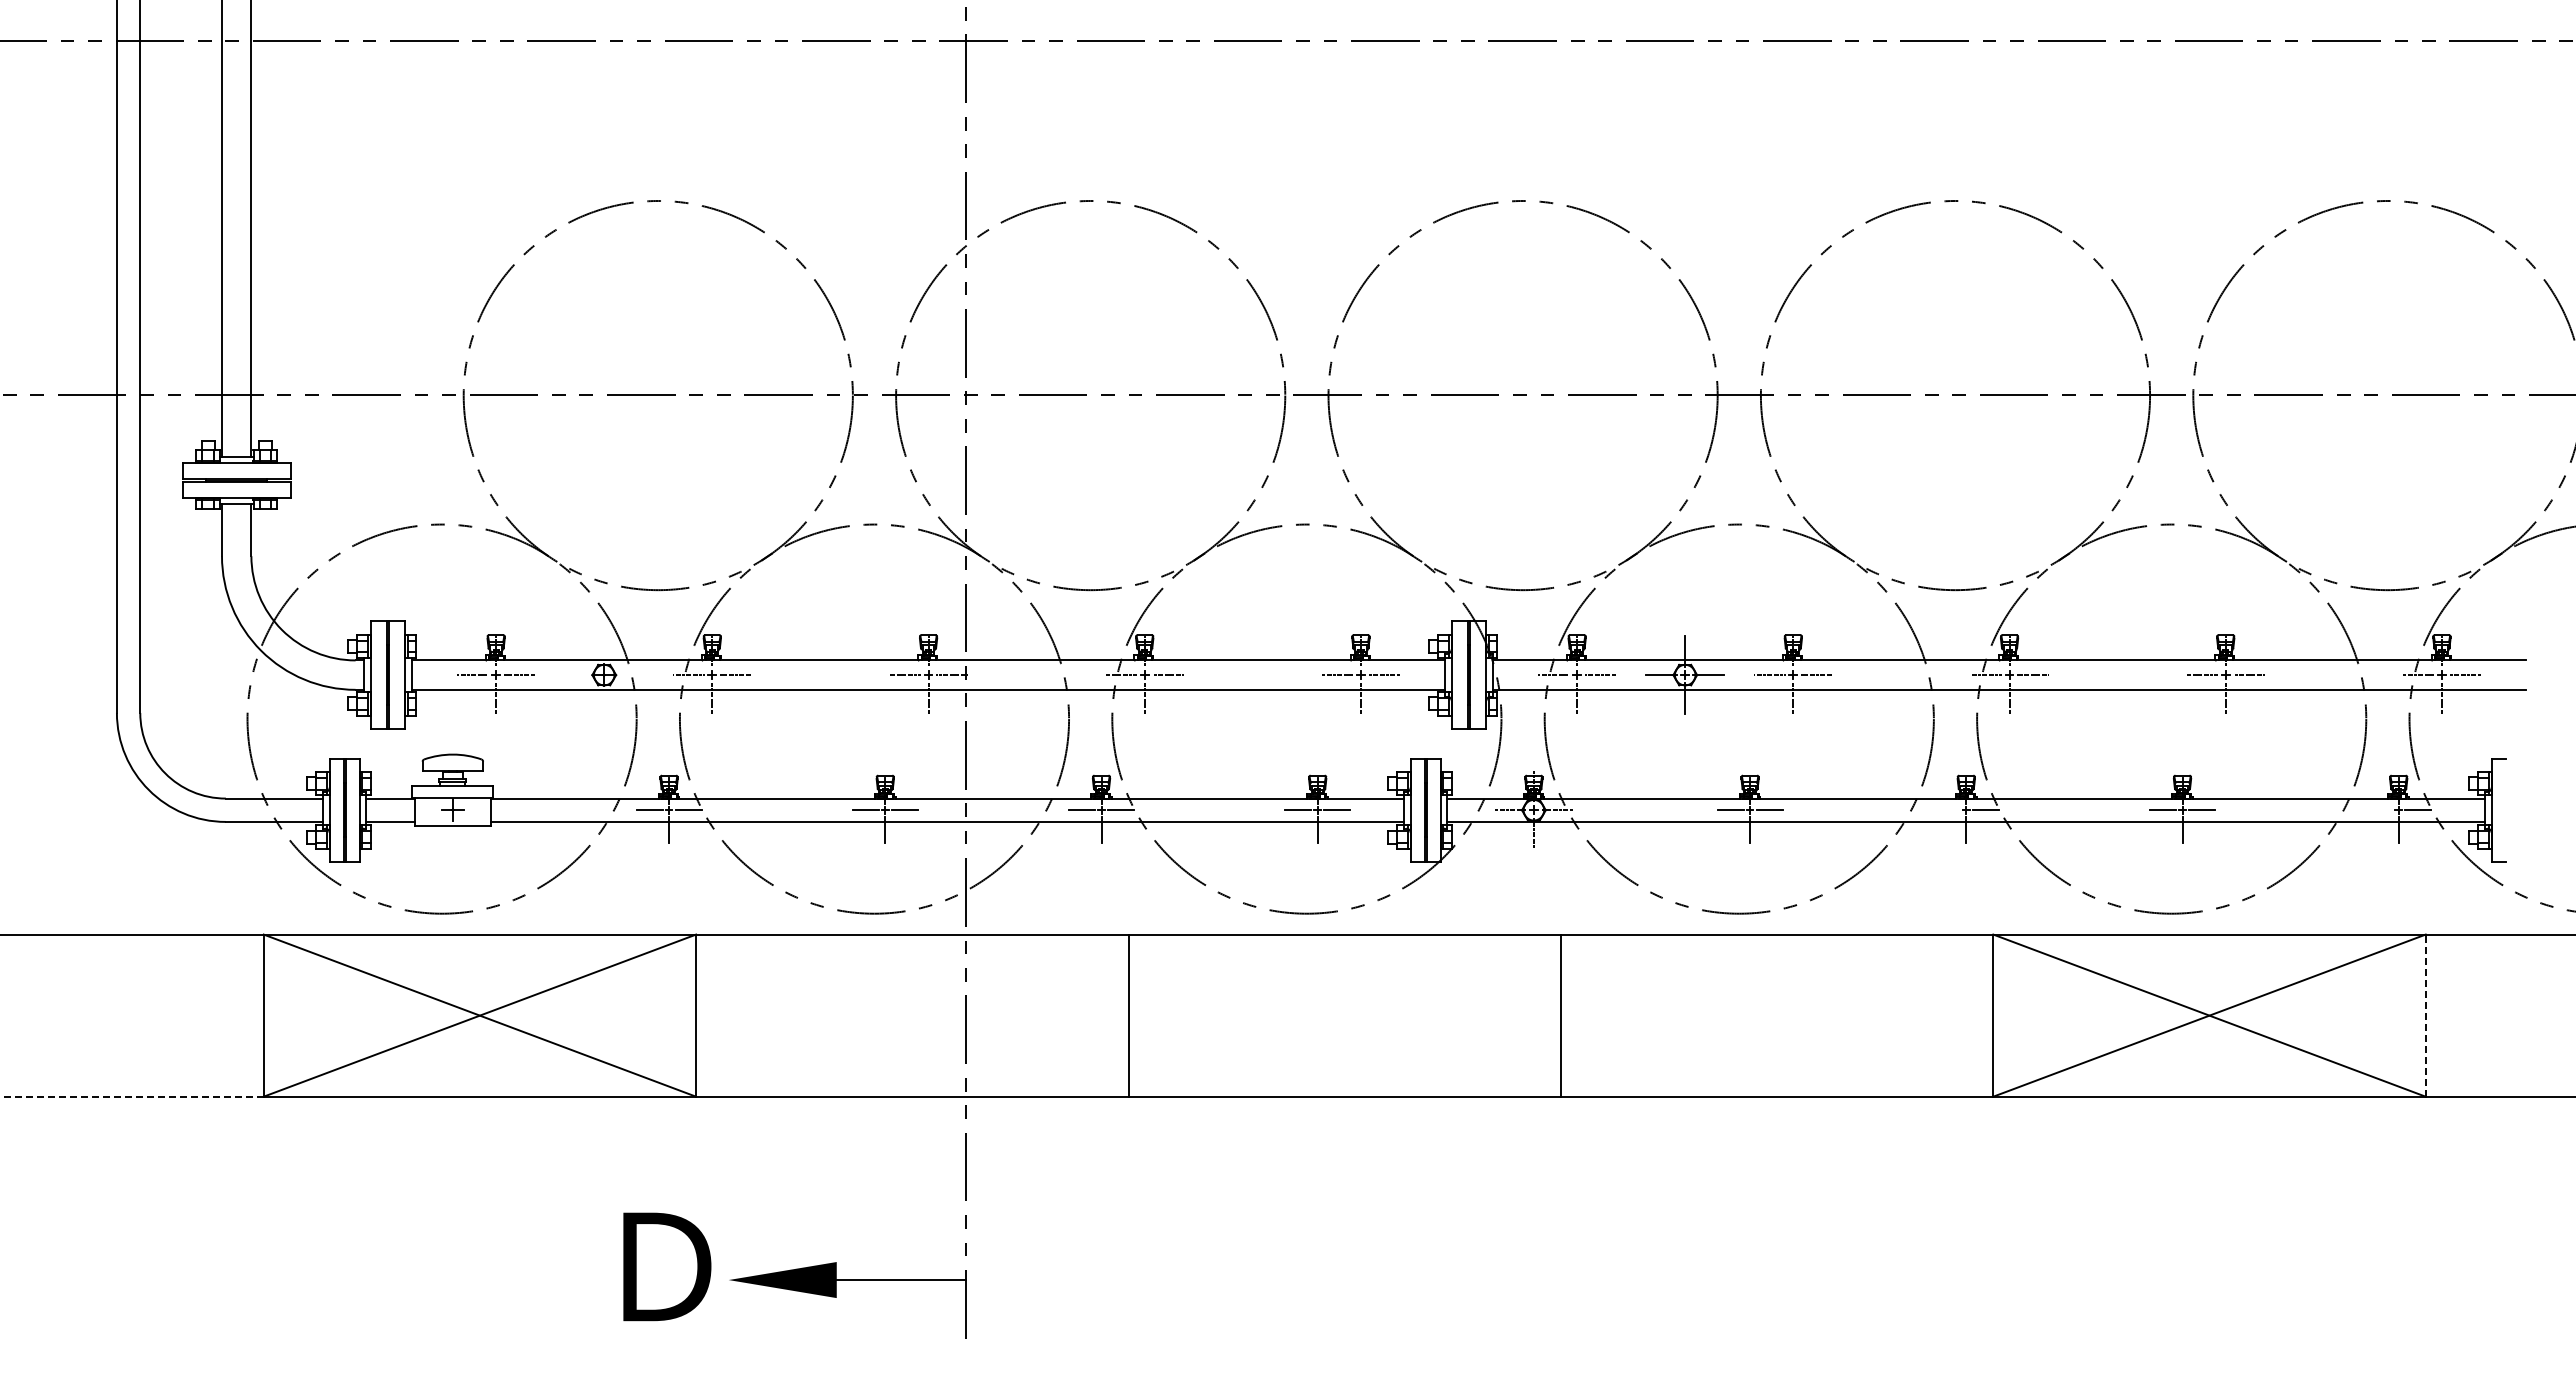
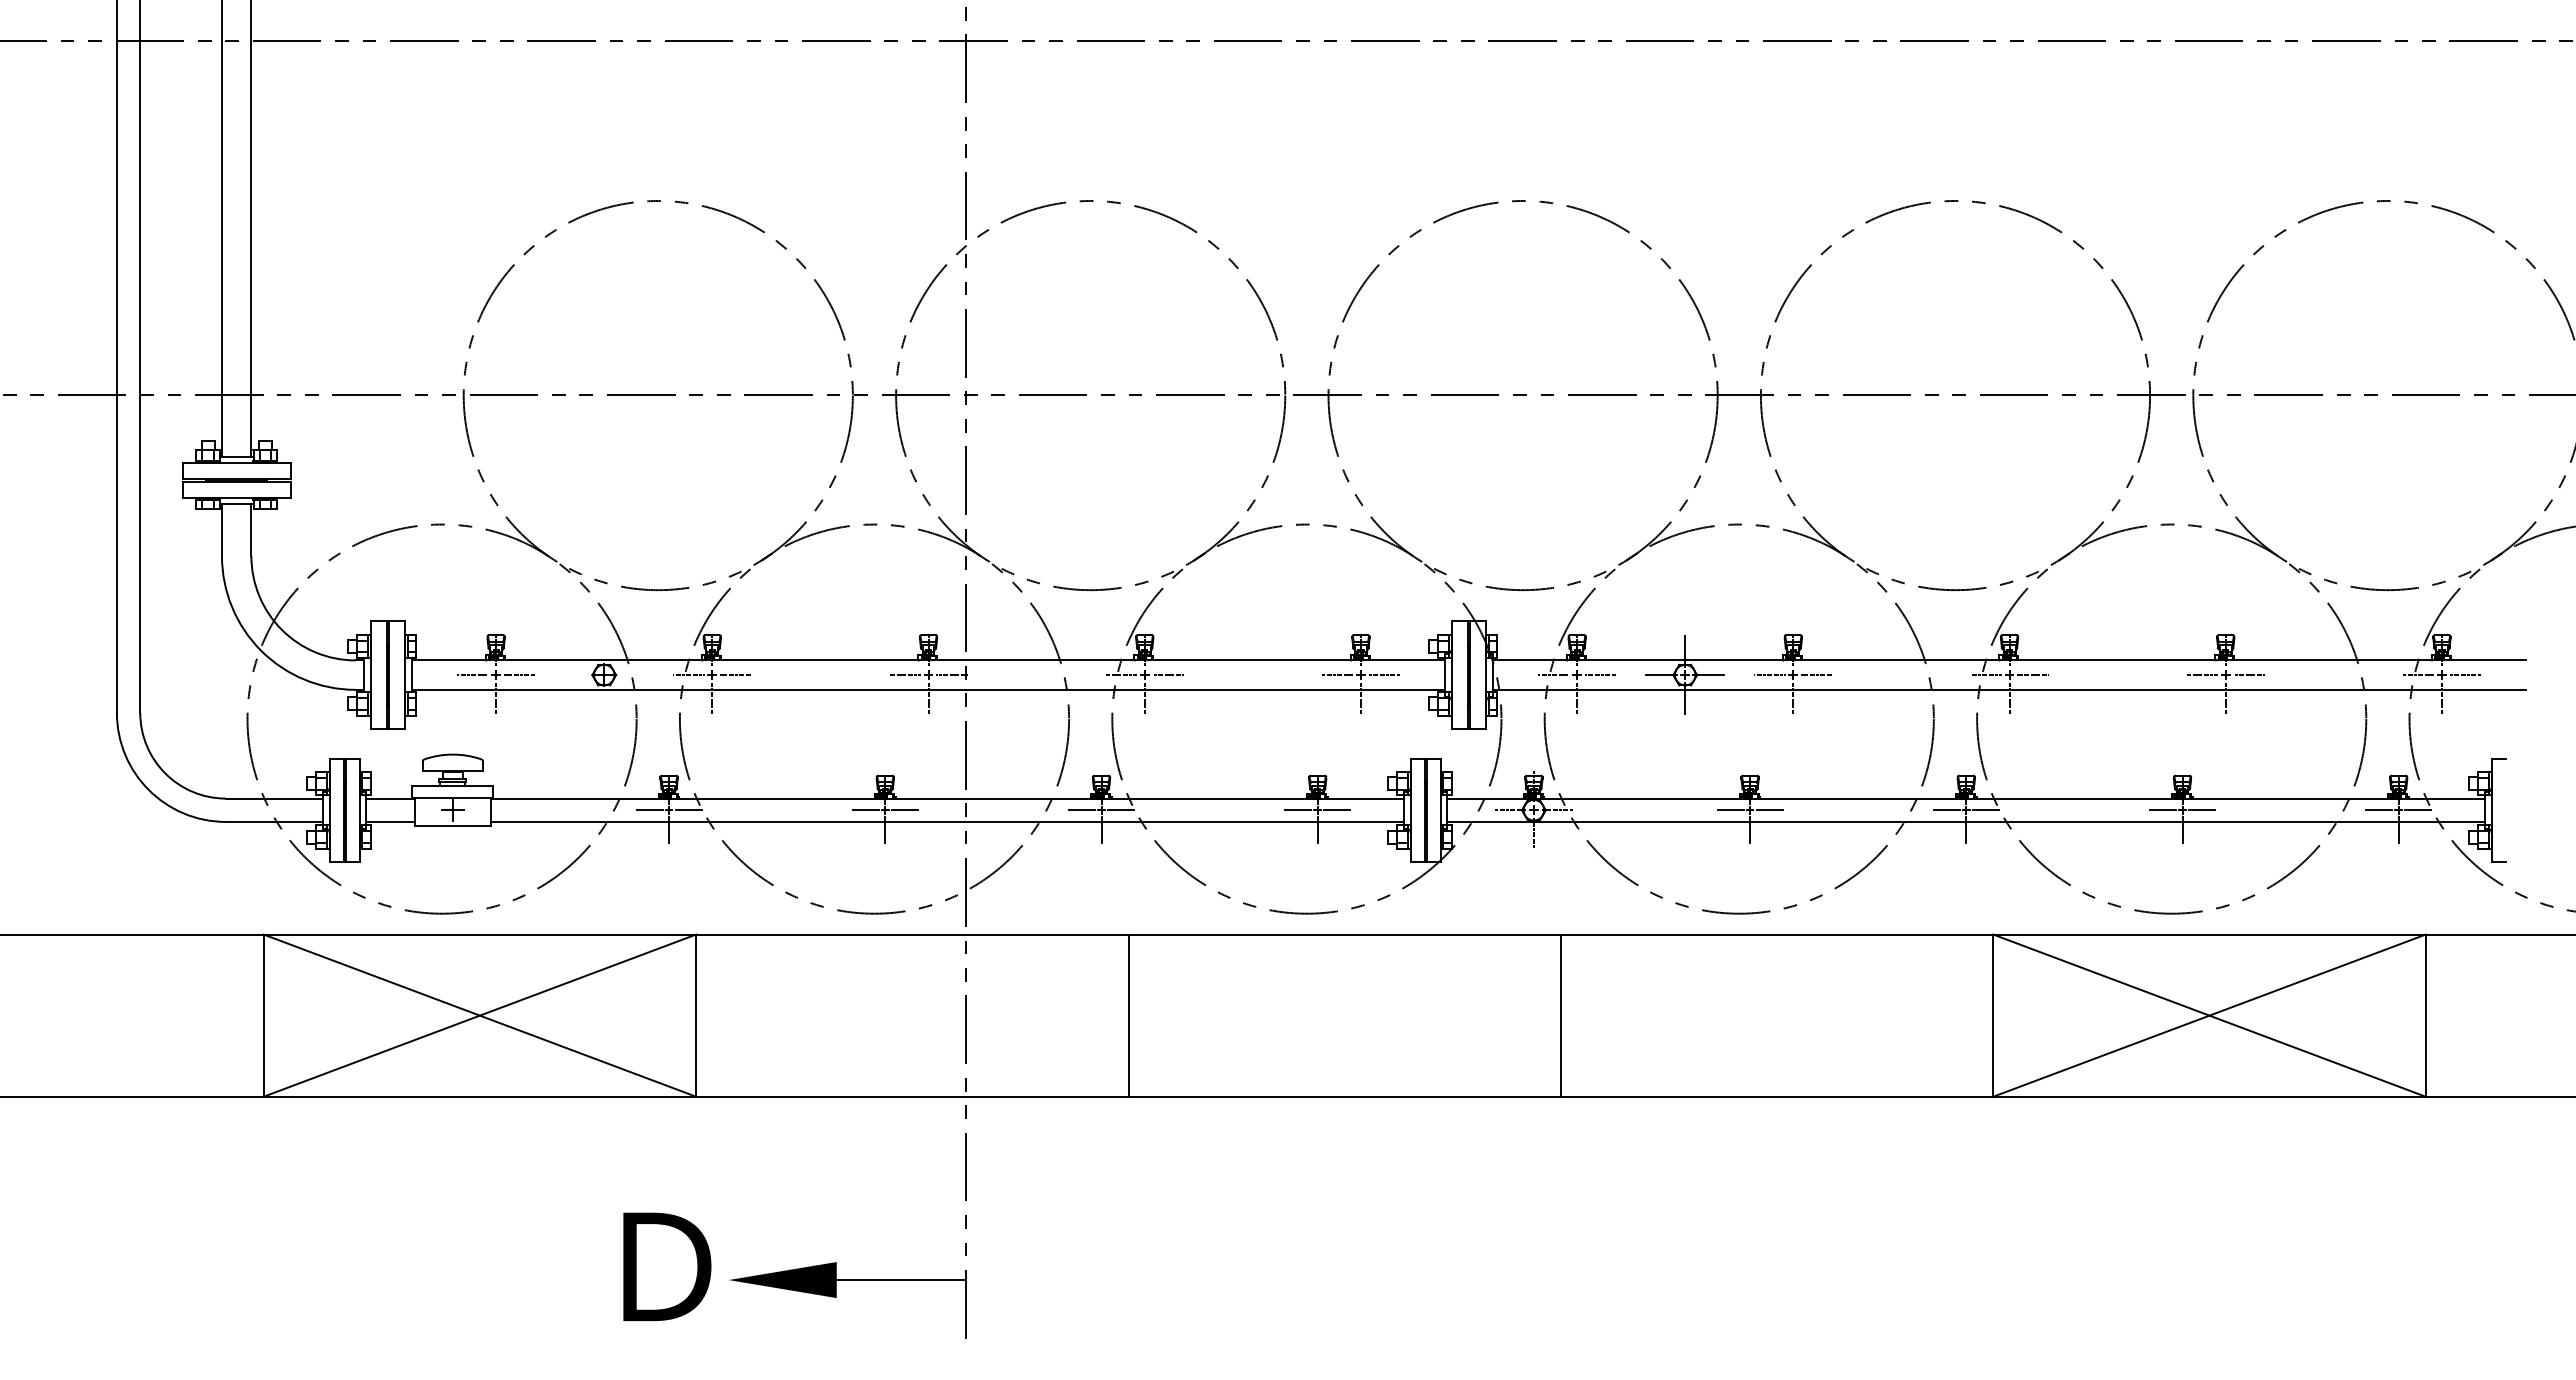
line: none -> present (1946, 810)
line: none -> present (2379, 810)
line: dashed -> solid (2425, 1015)
line: dashed -> solid (131, 1096)
